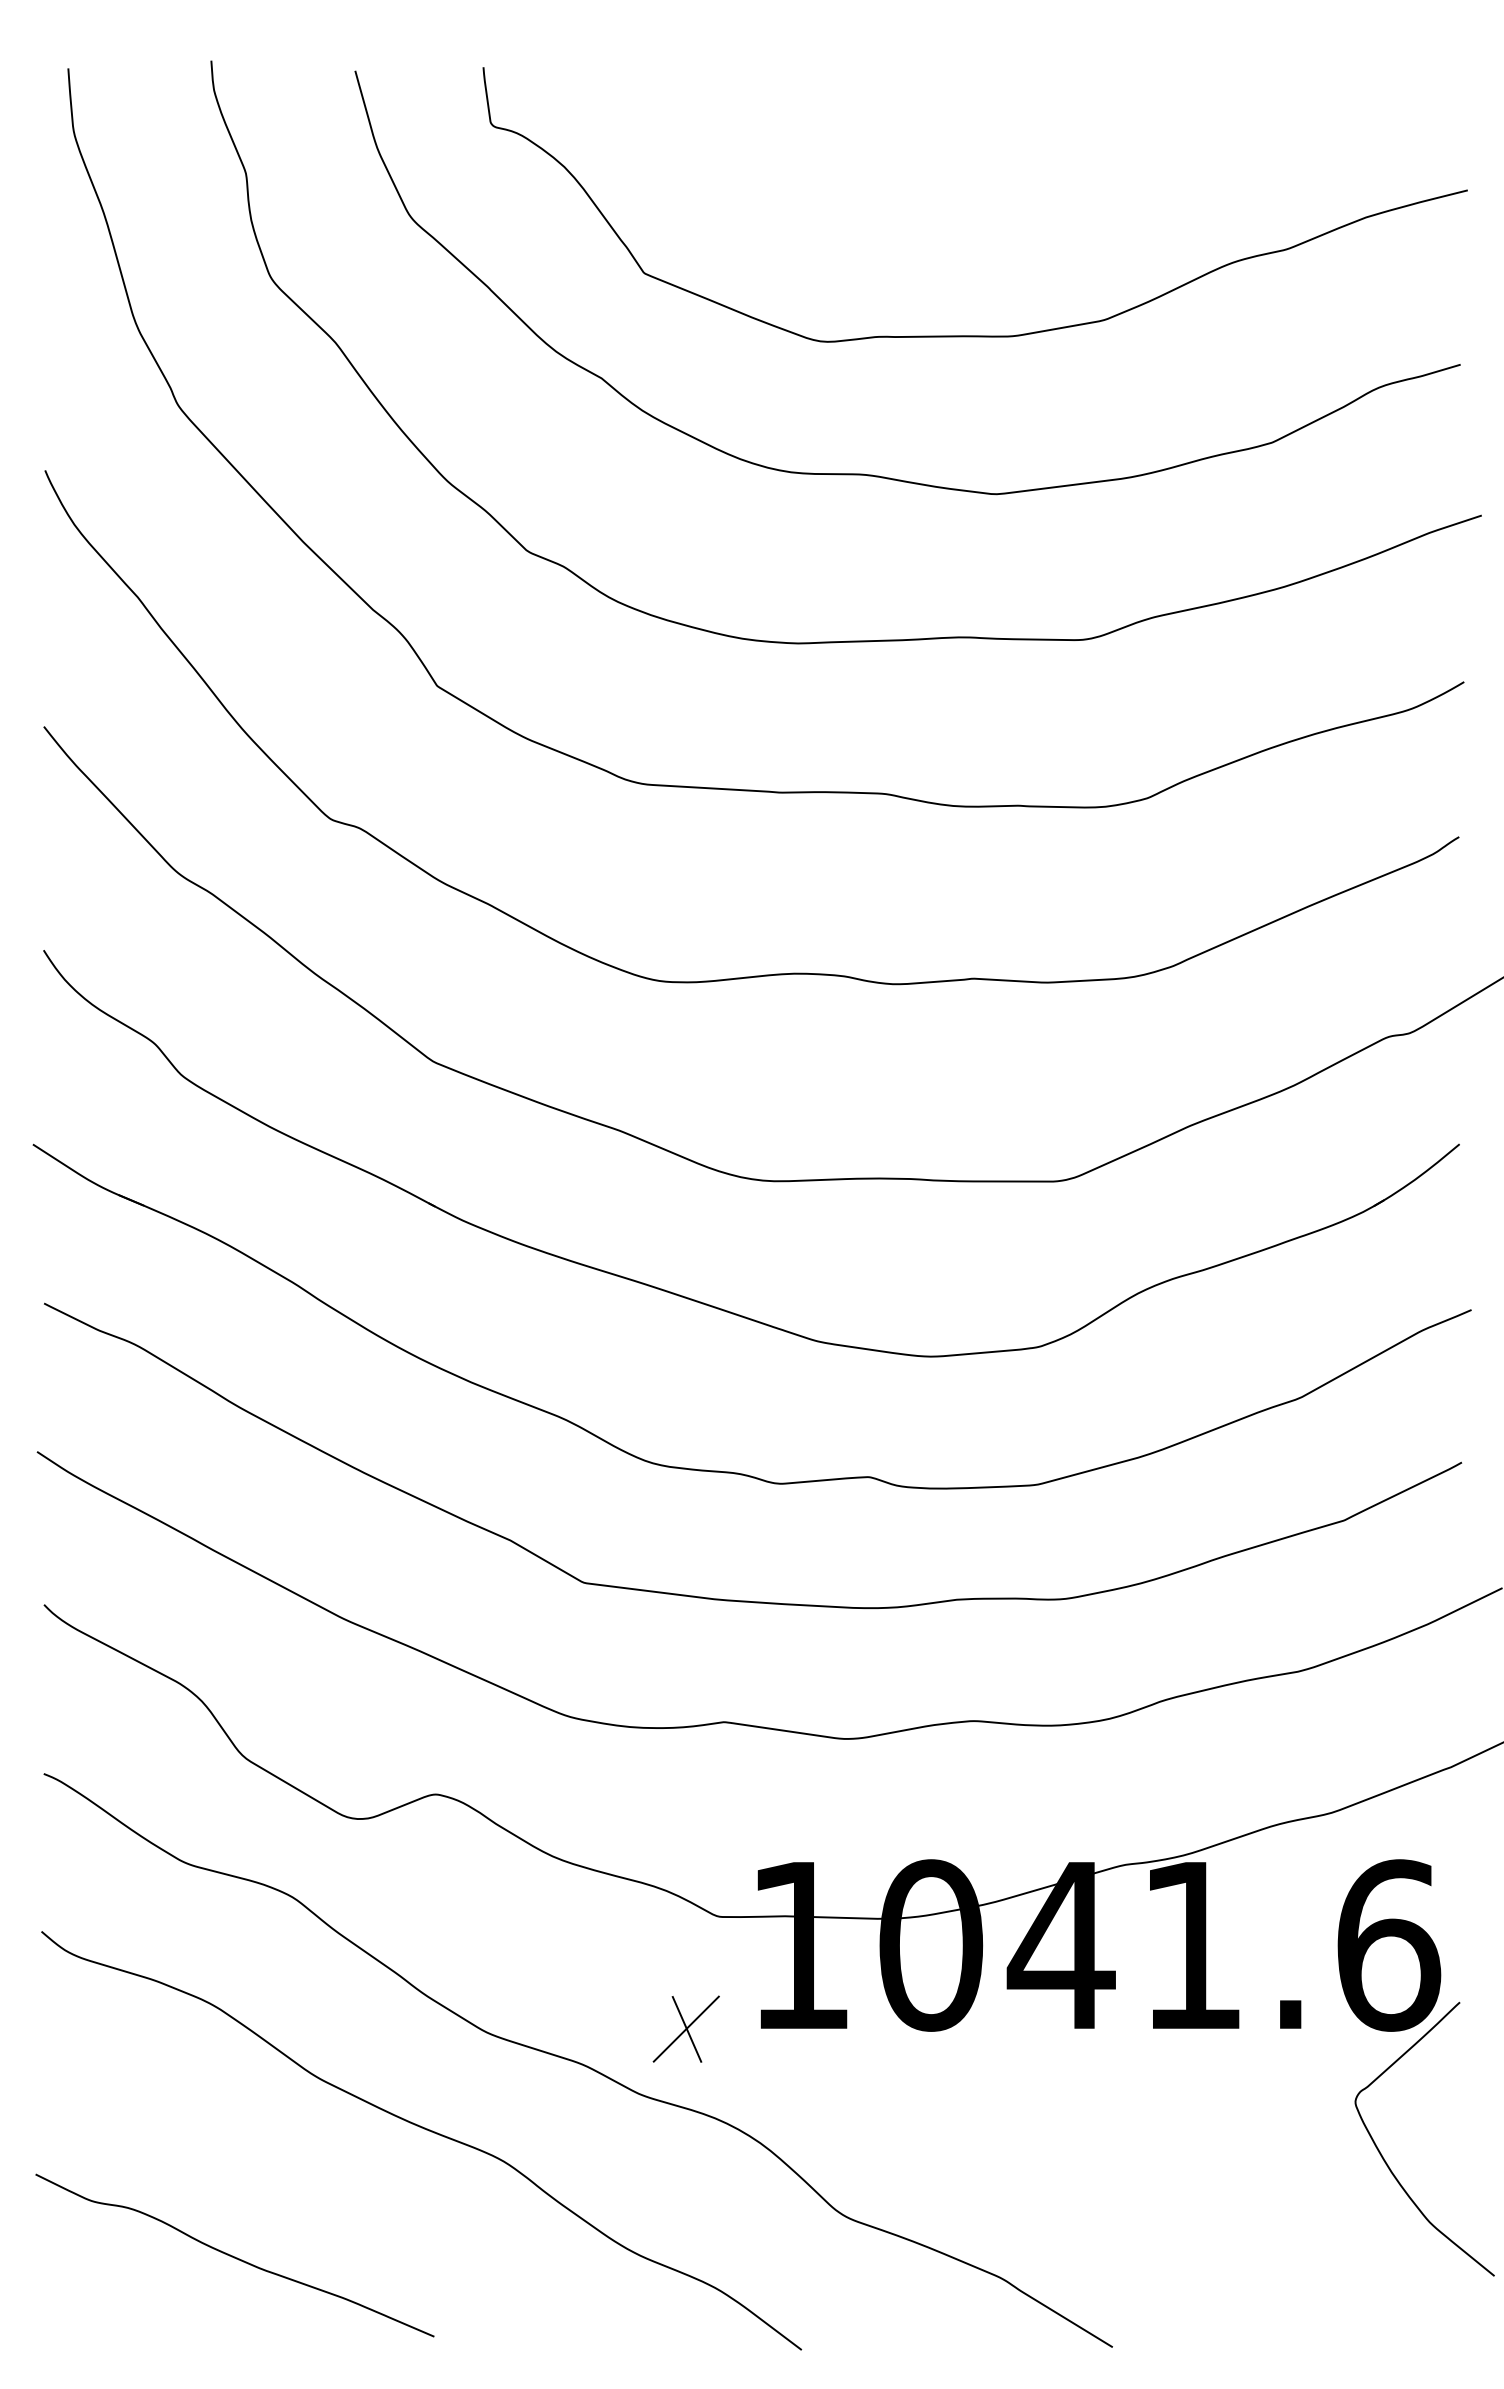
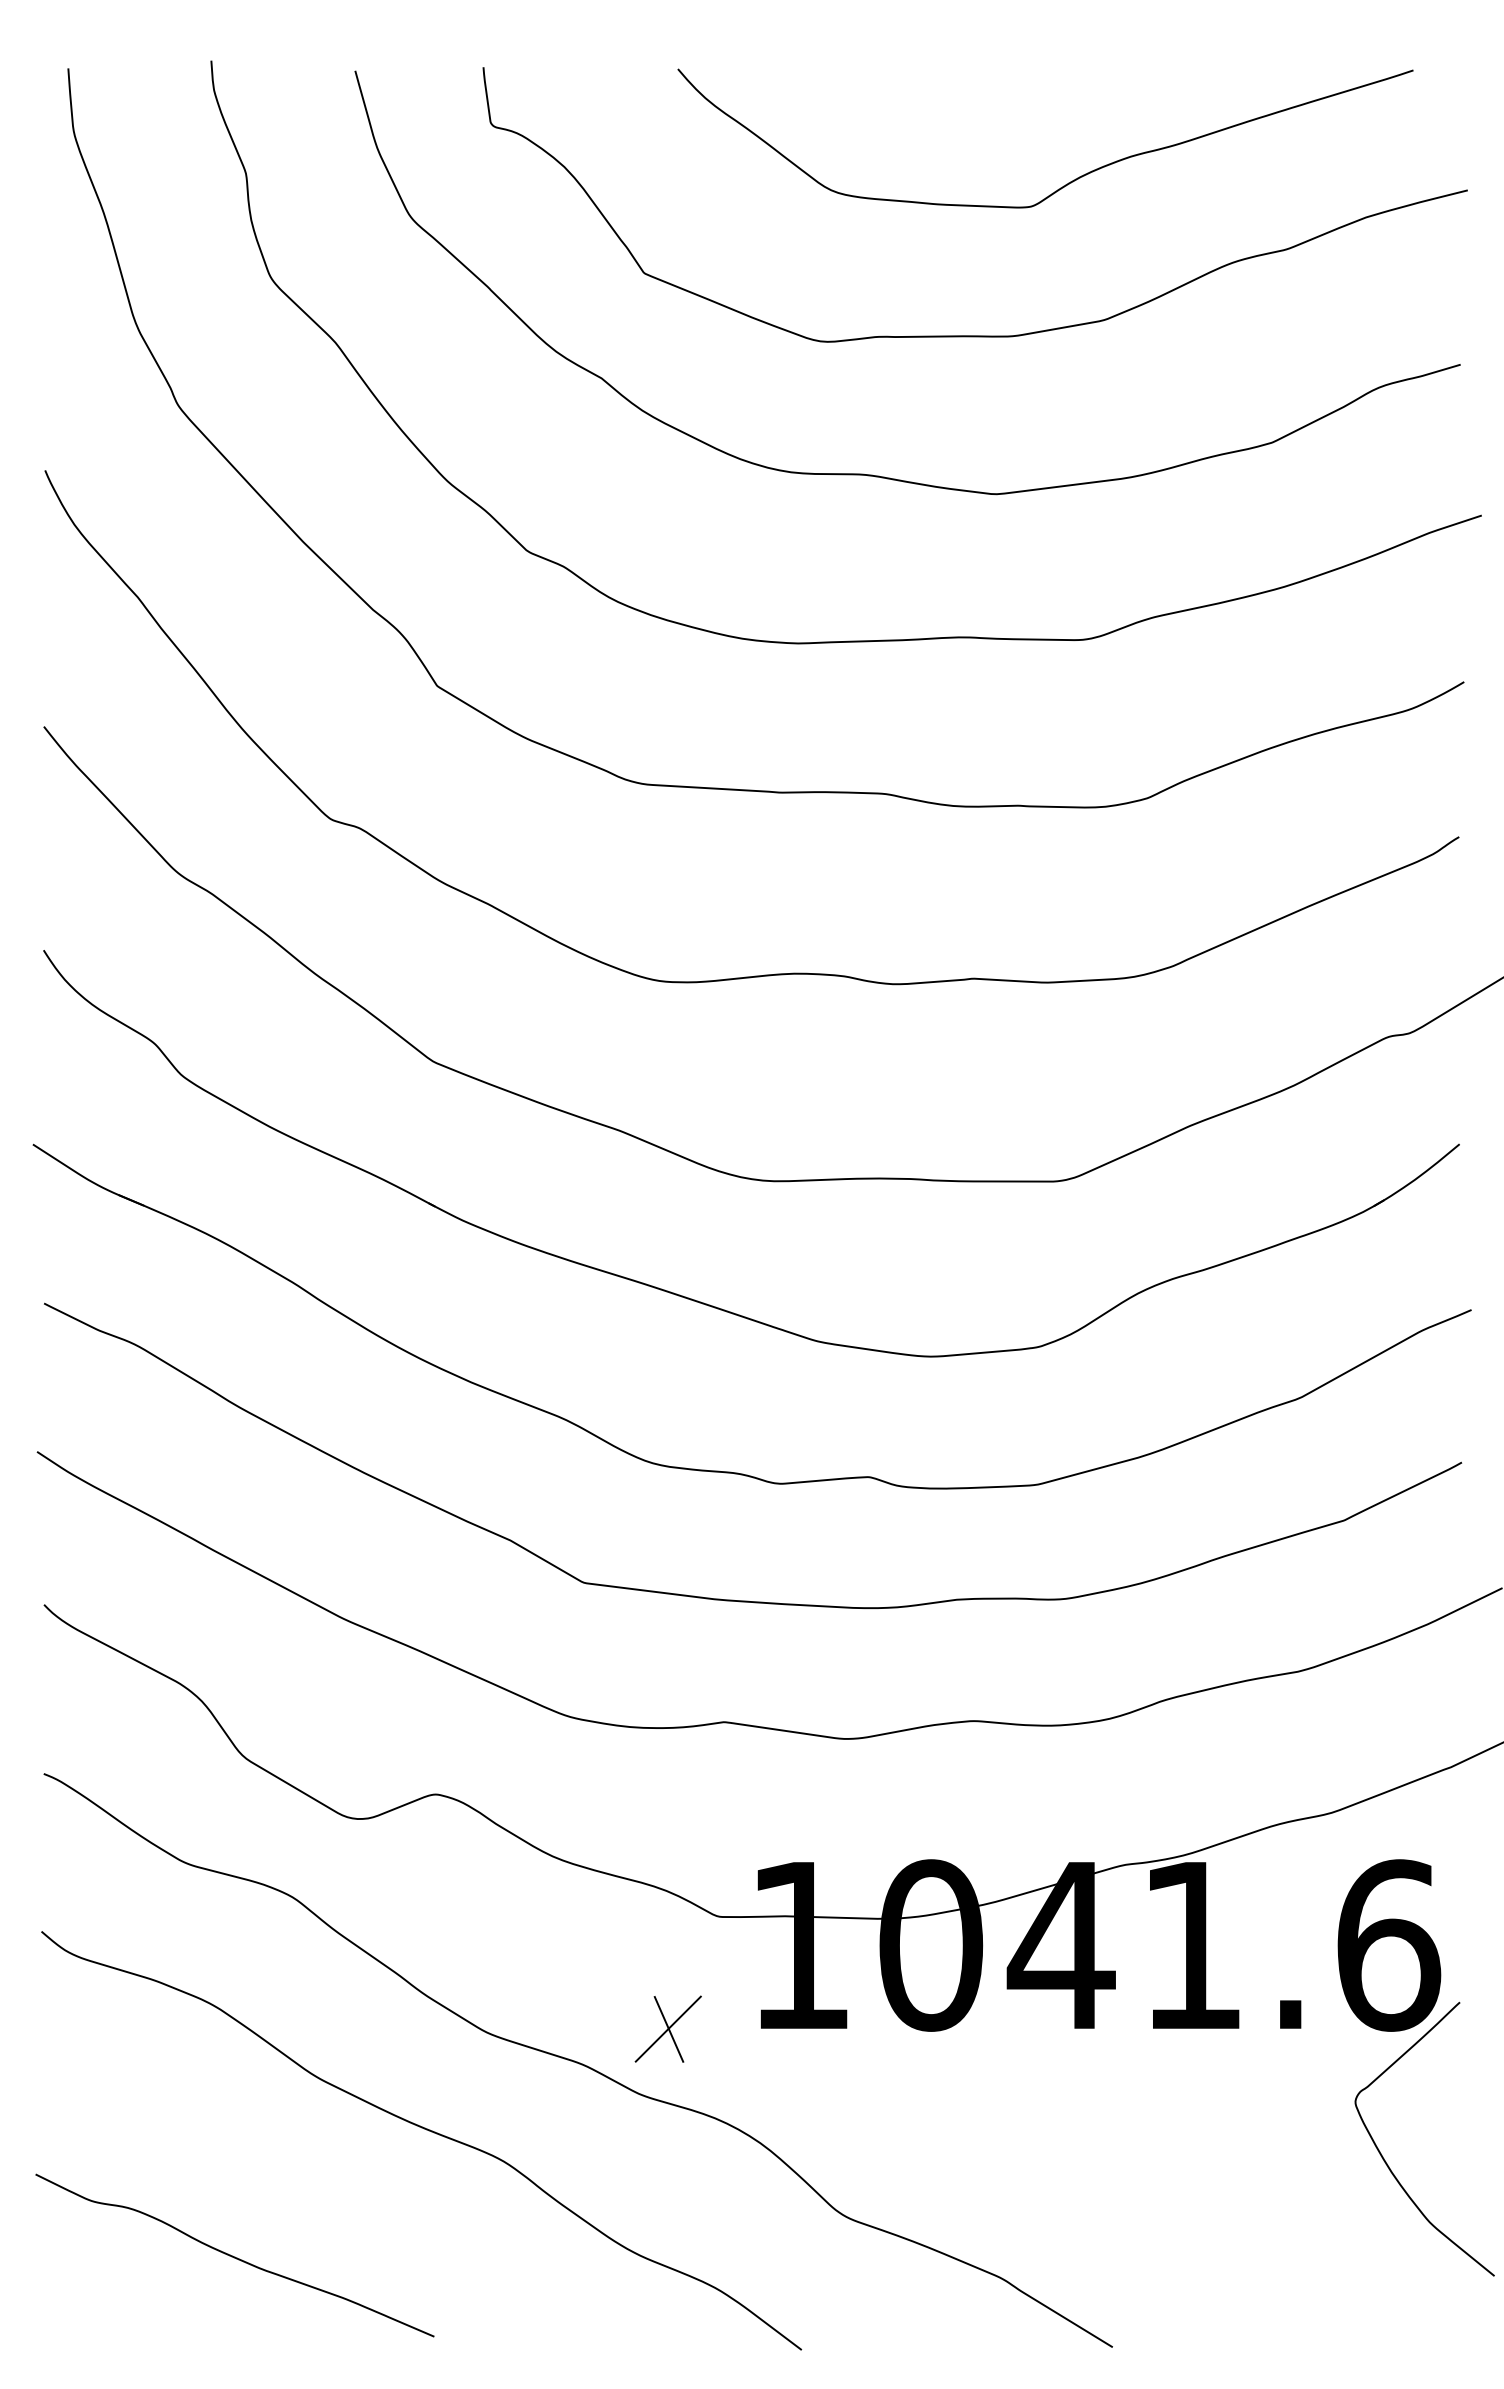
curve: none -> present (1068, 182)
part position: (685, 2028) -> (667, 2028) (667, 2028)
